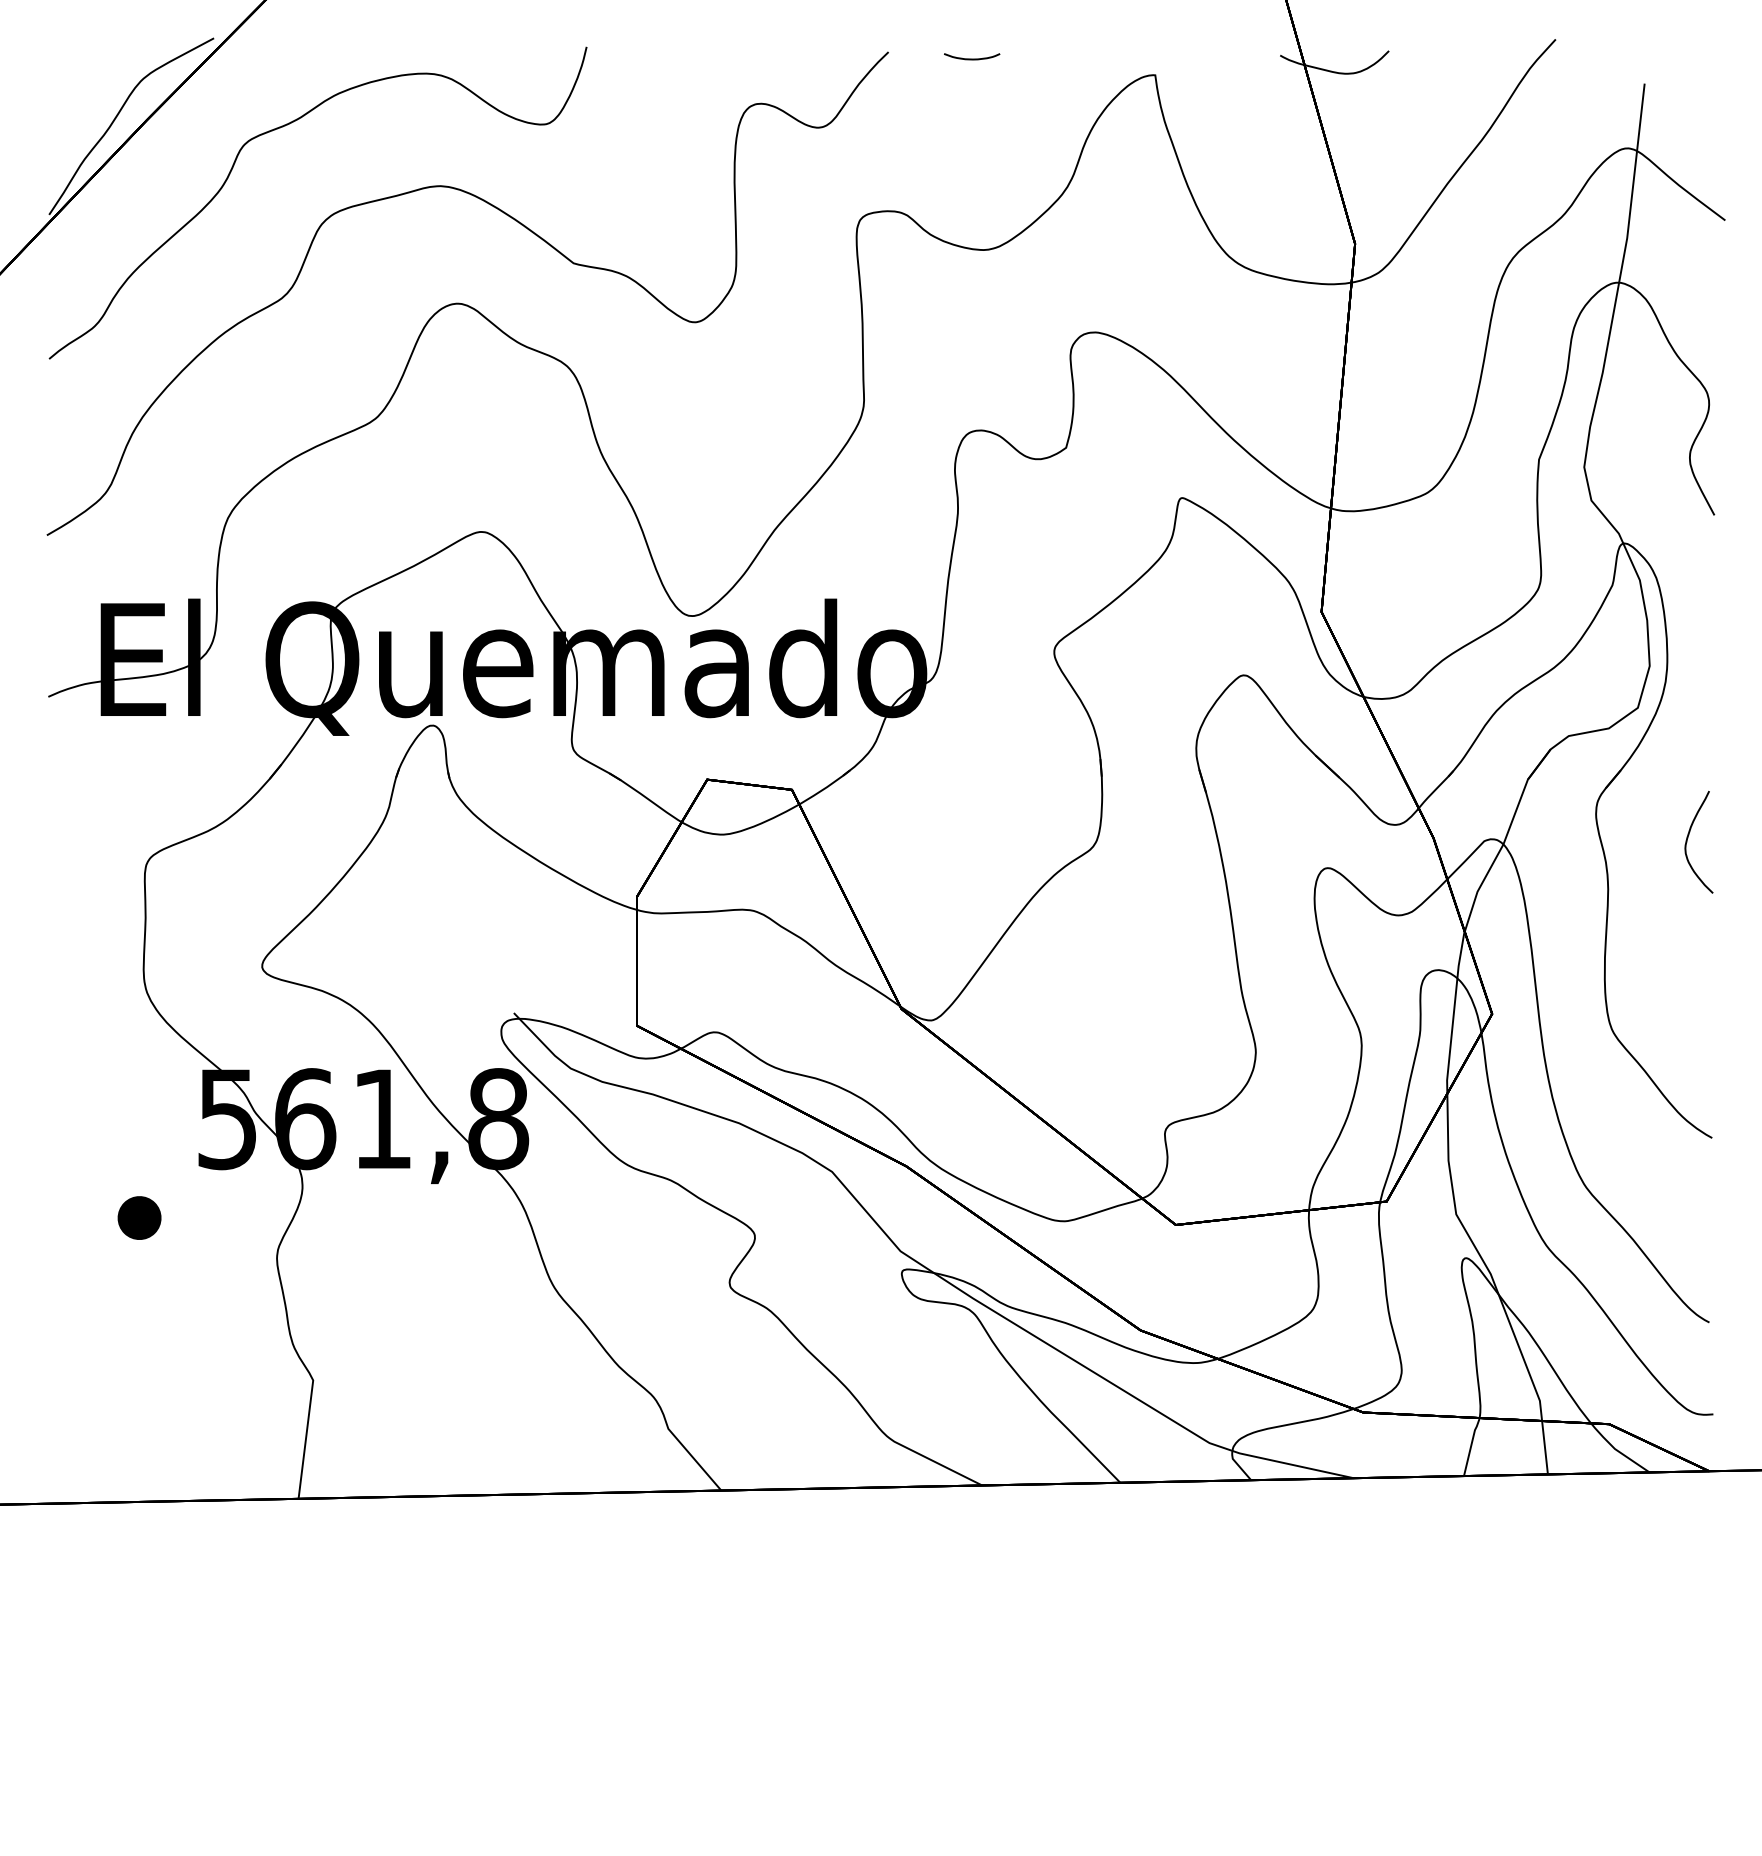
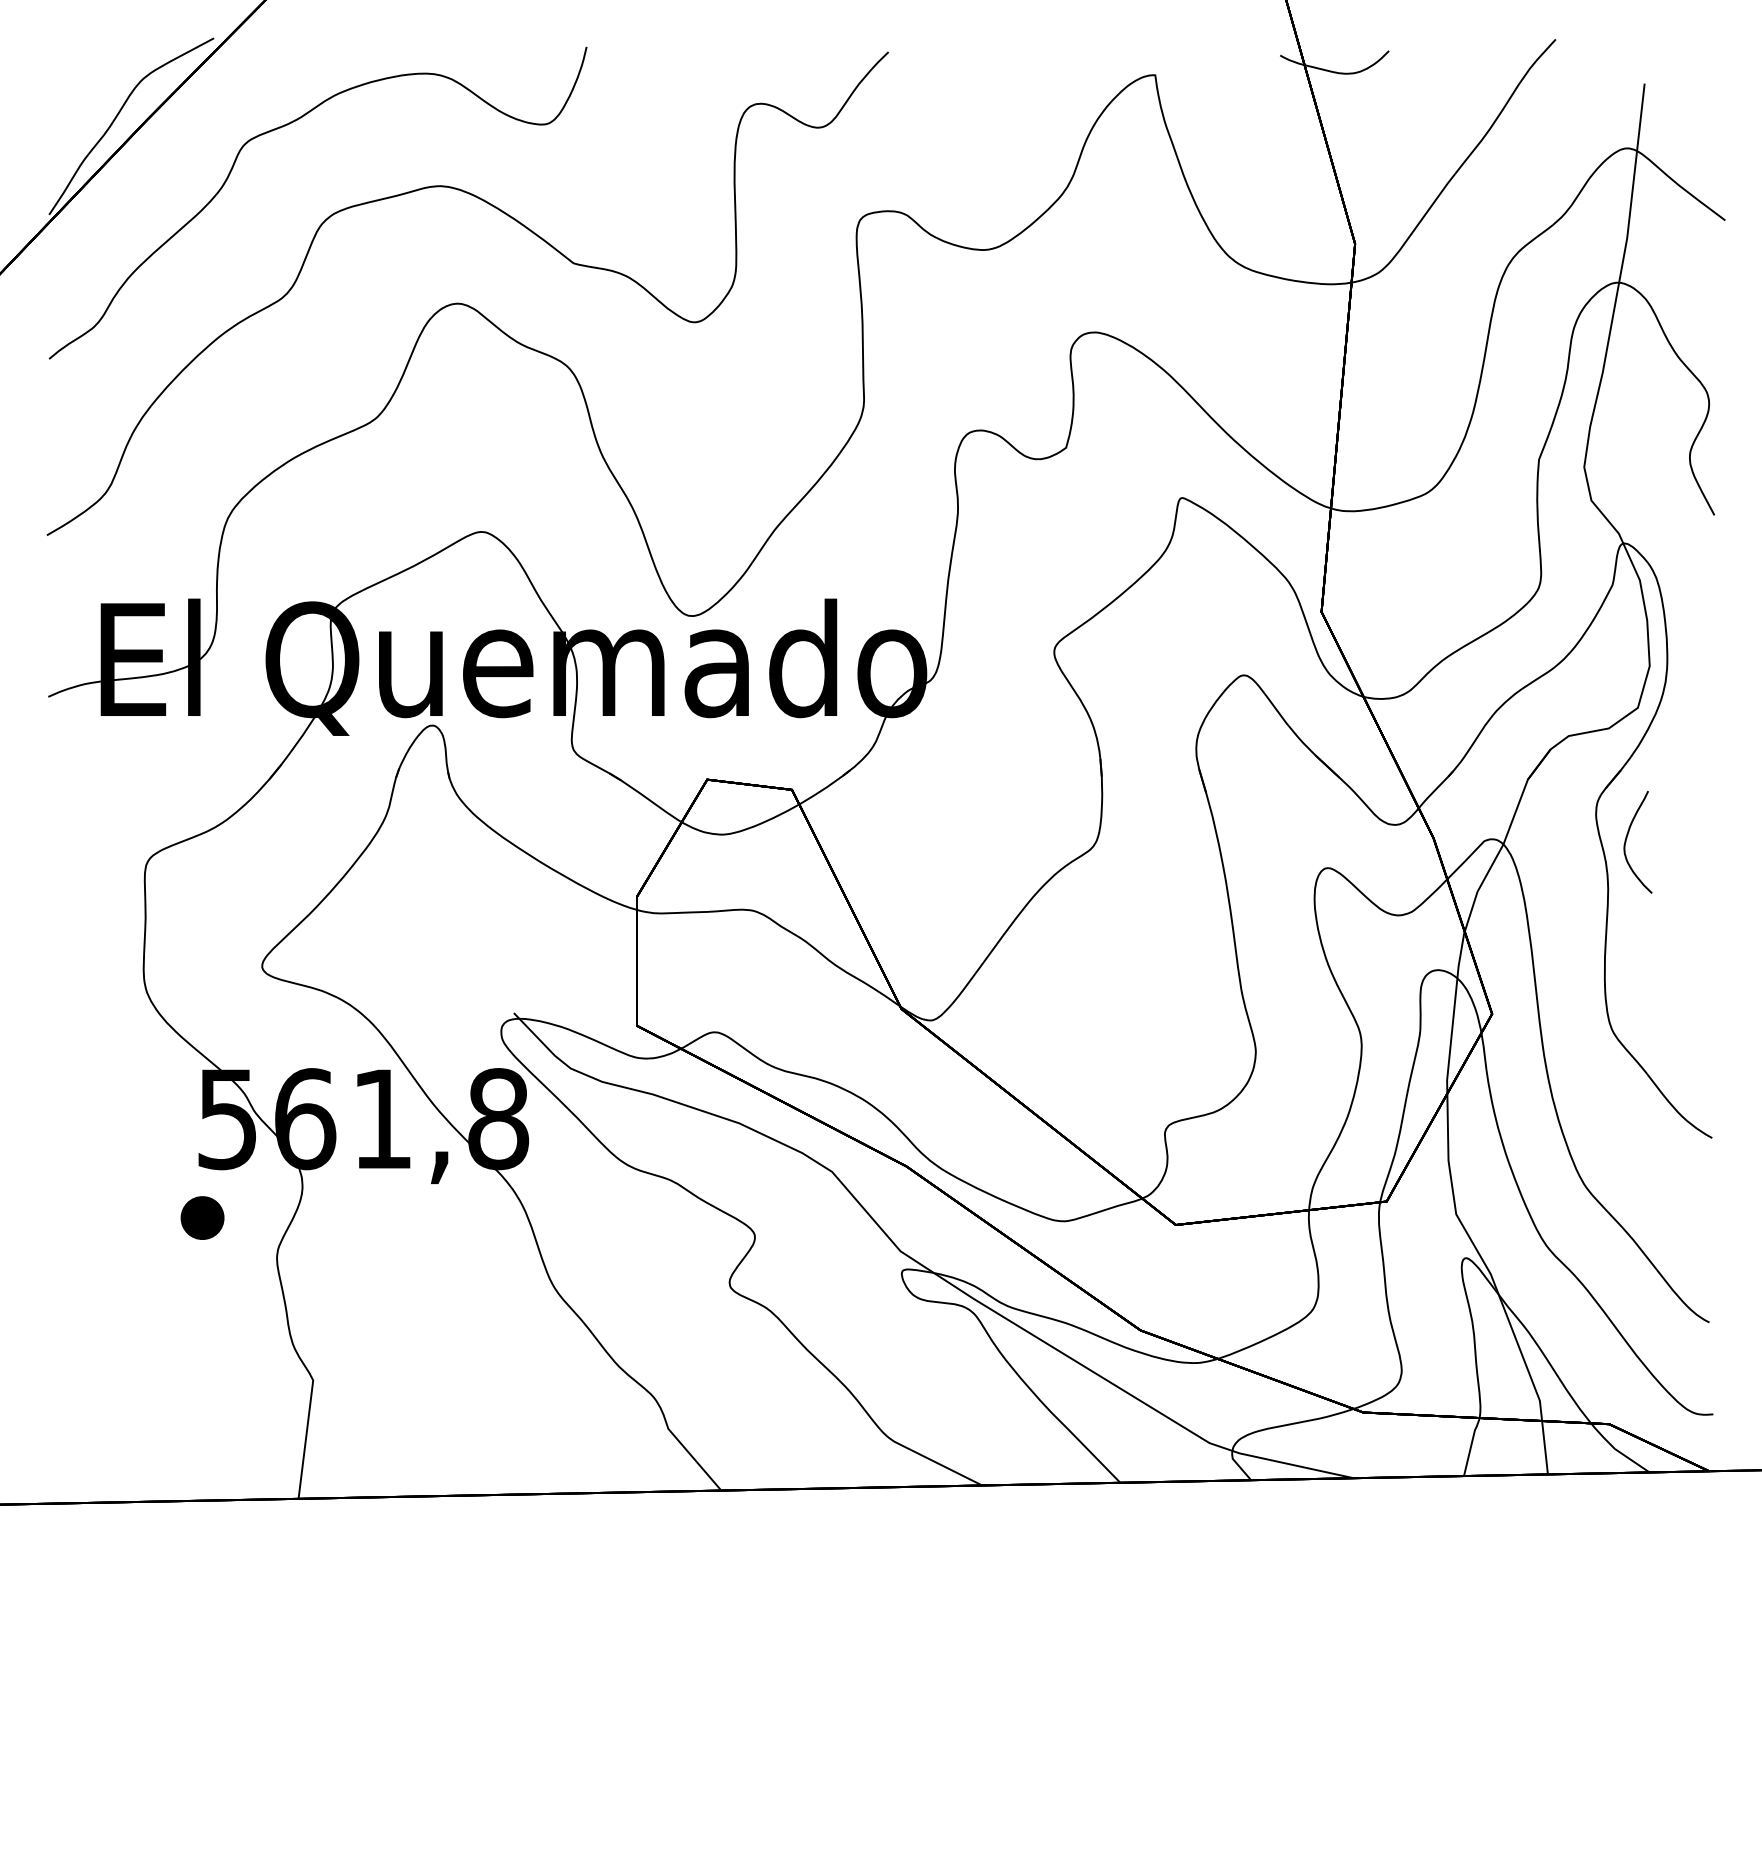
curve: present -> none (972, 58)
curve position: (1688, 838) -> (1627, 838) (1627, 838)
part position: (139, 1217) -> (202, 1217) (202, 1217)
